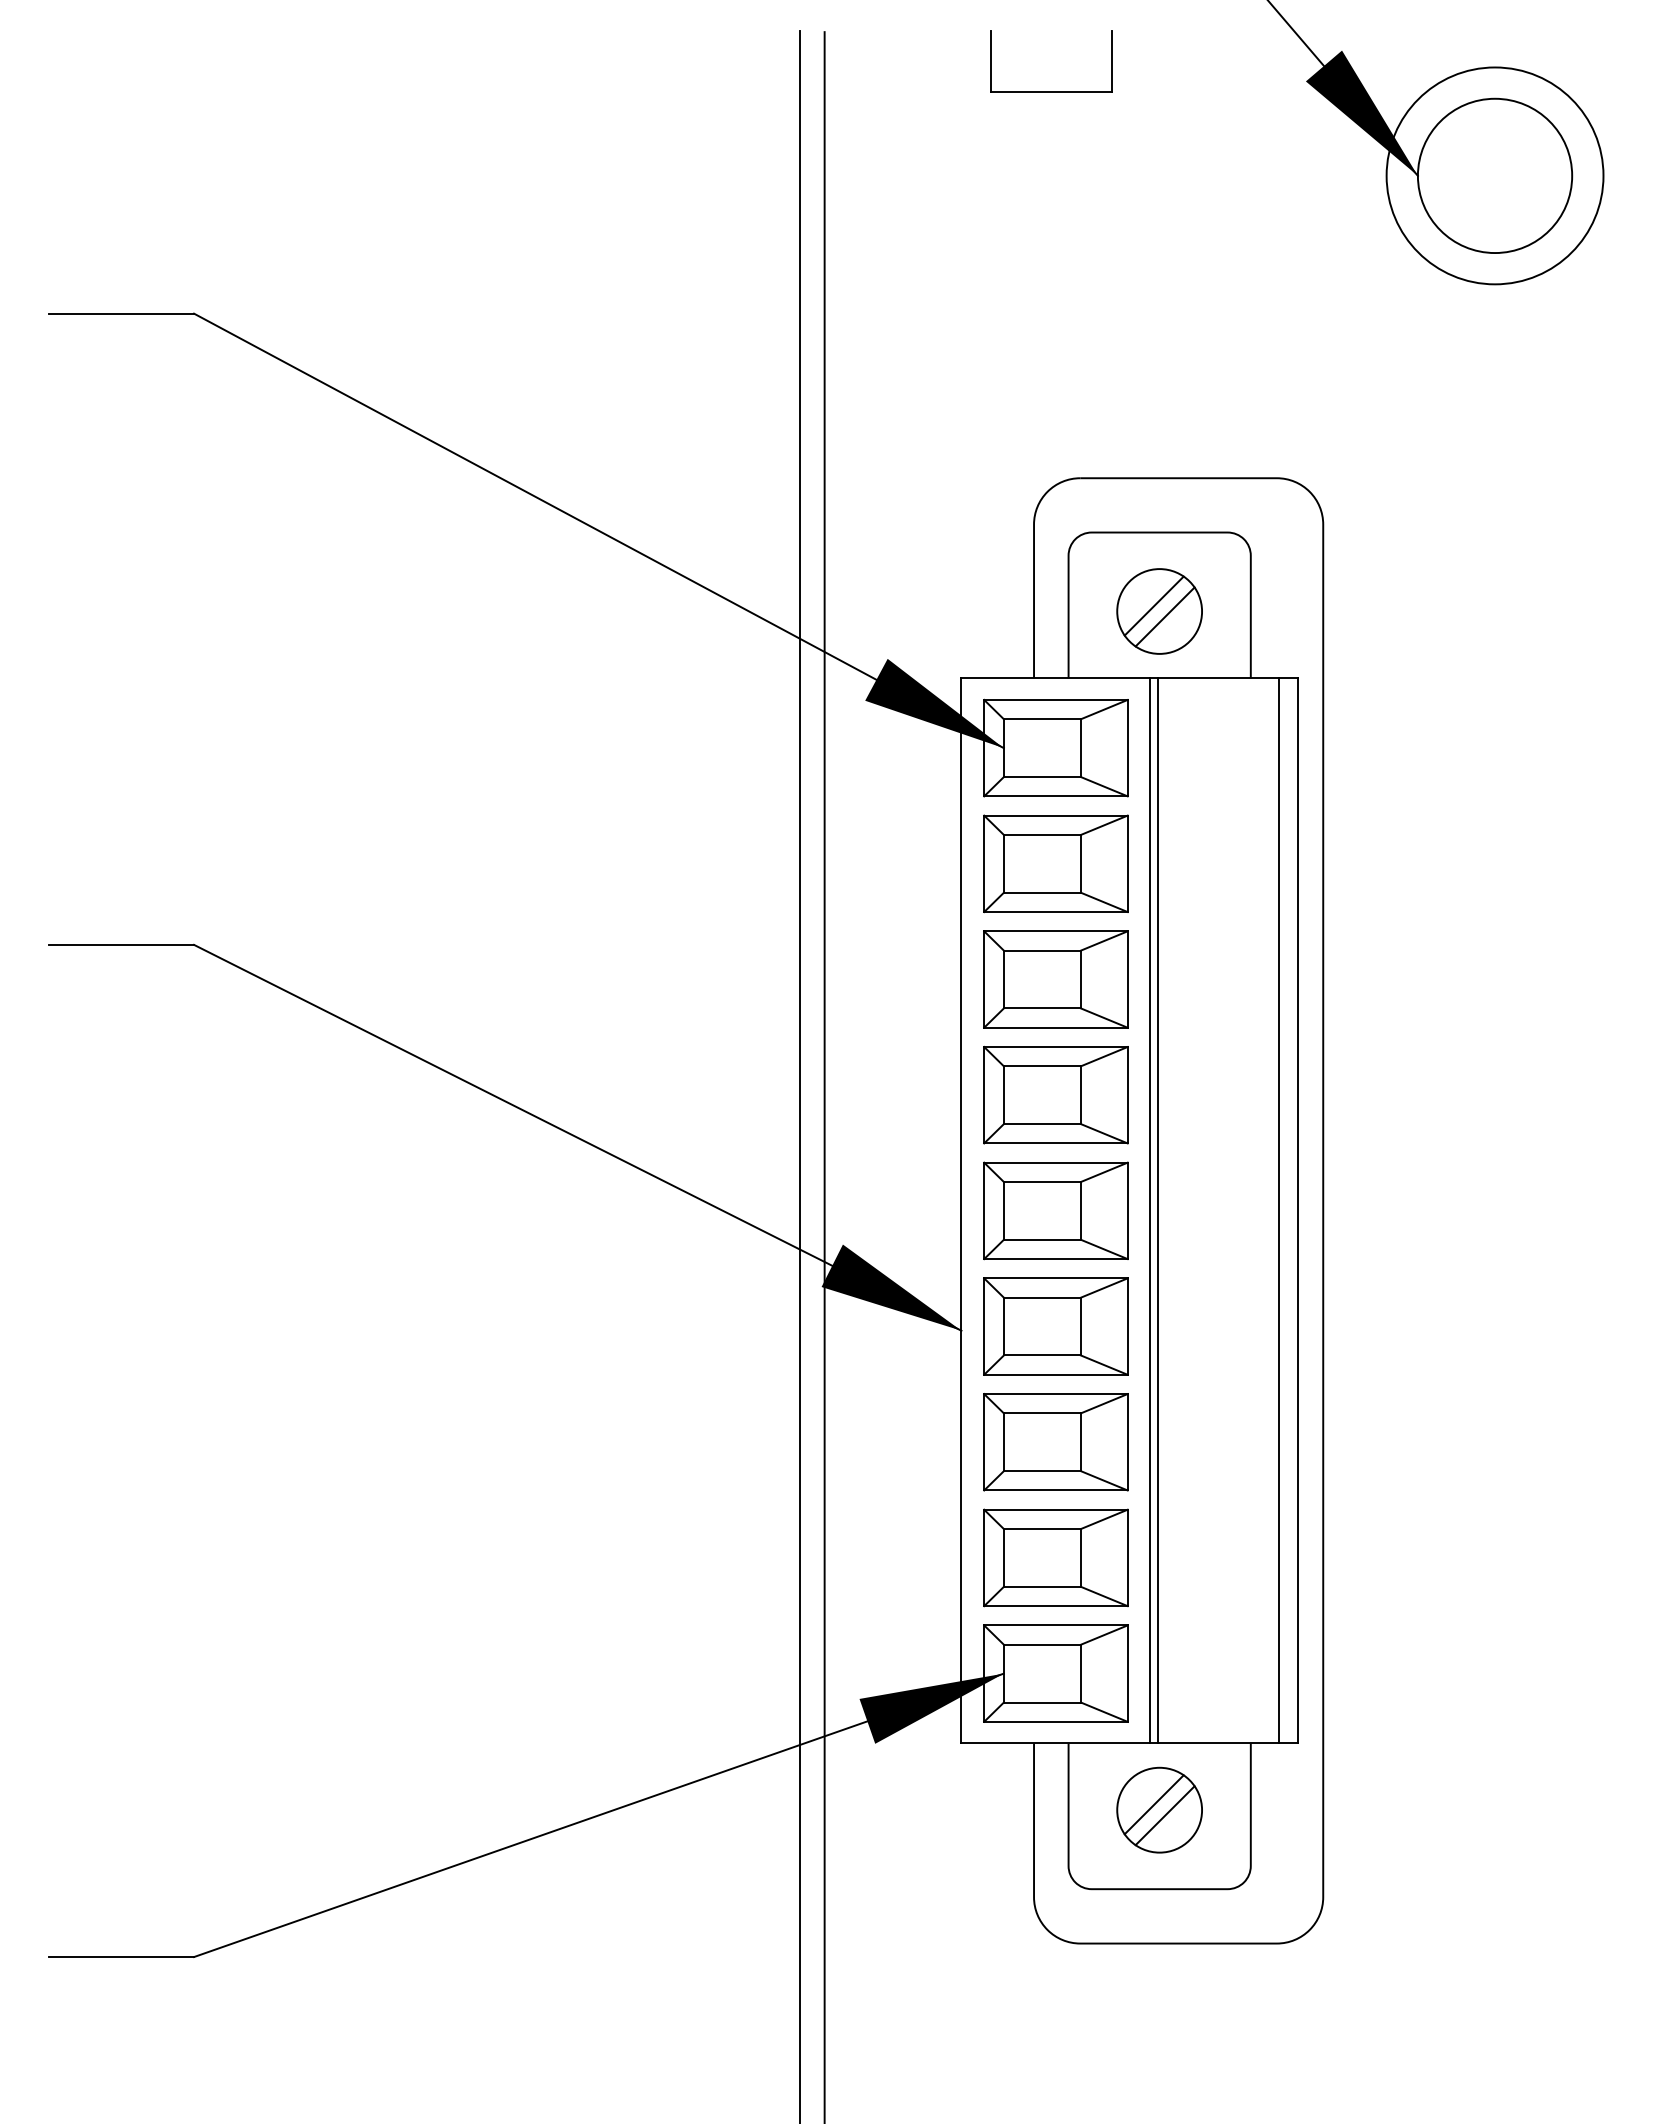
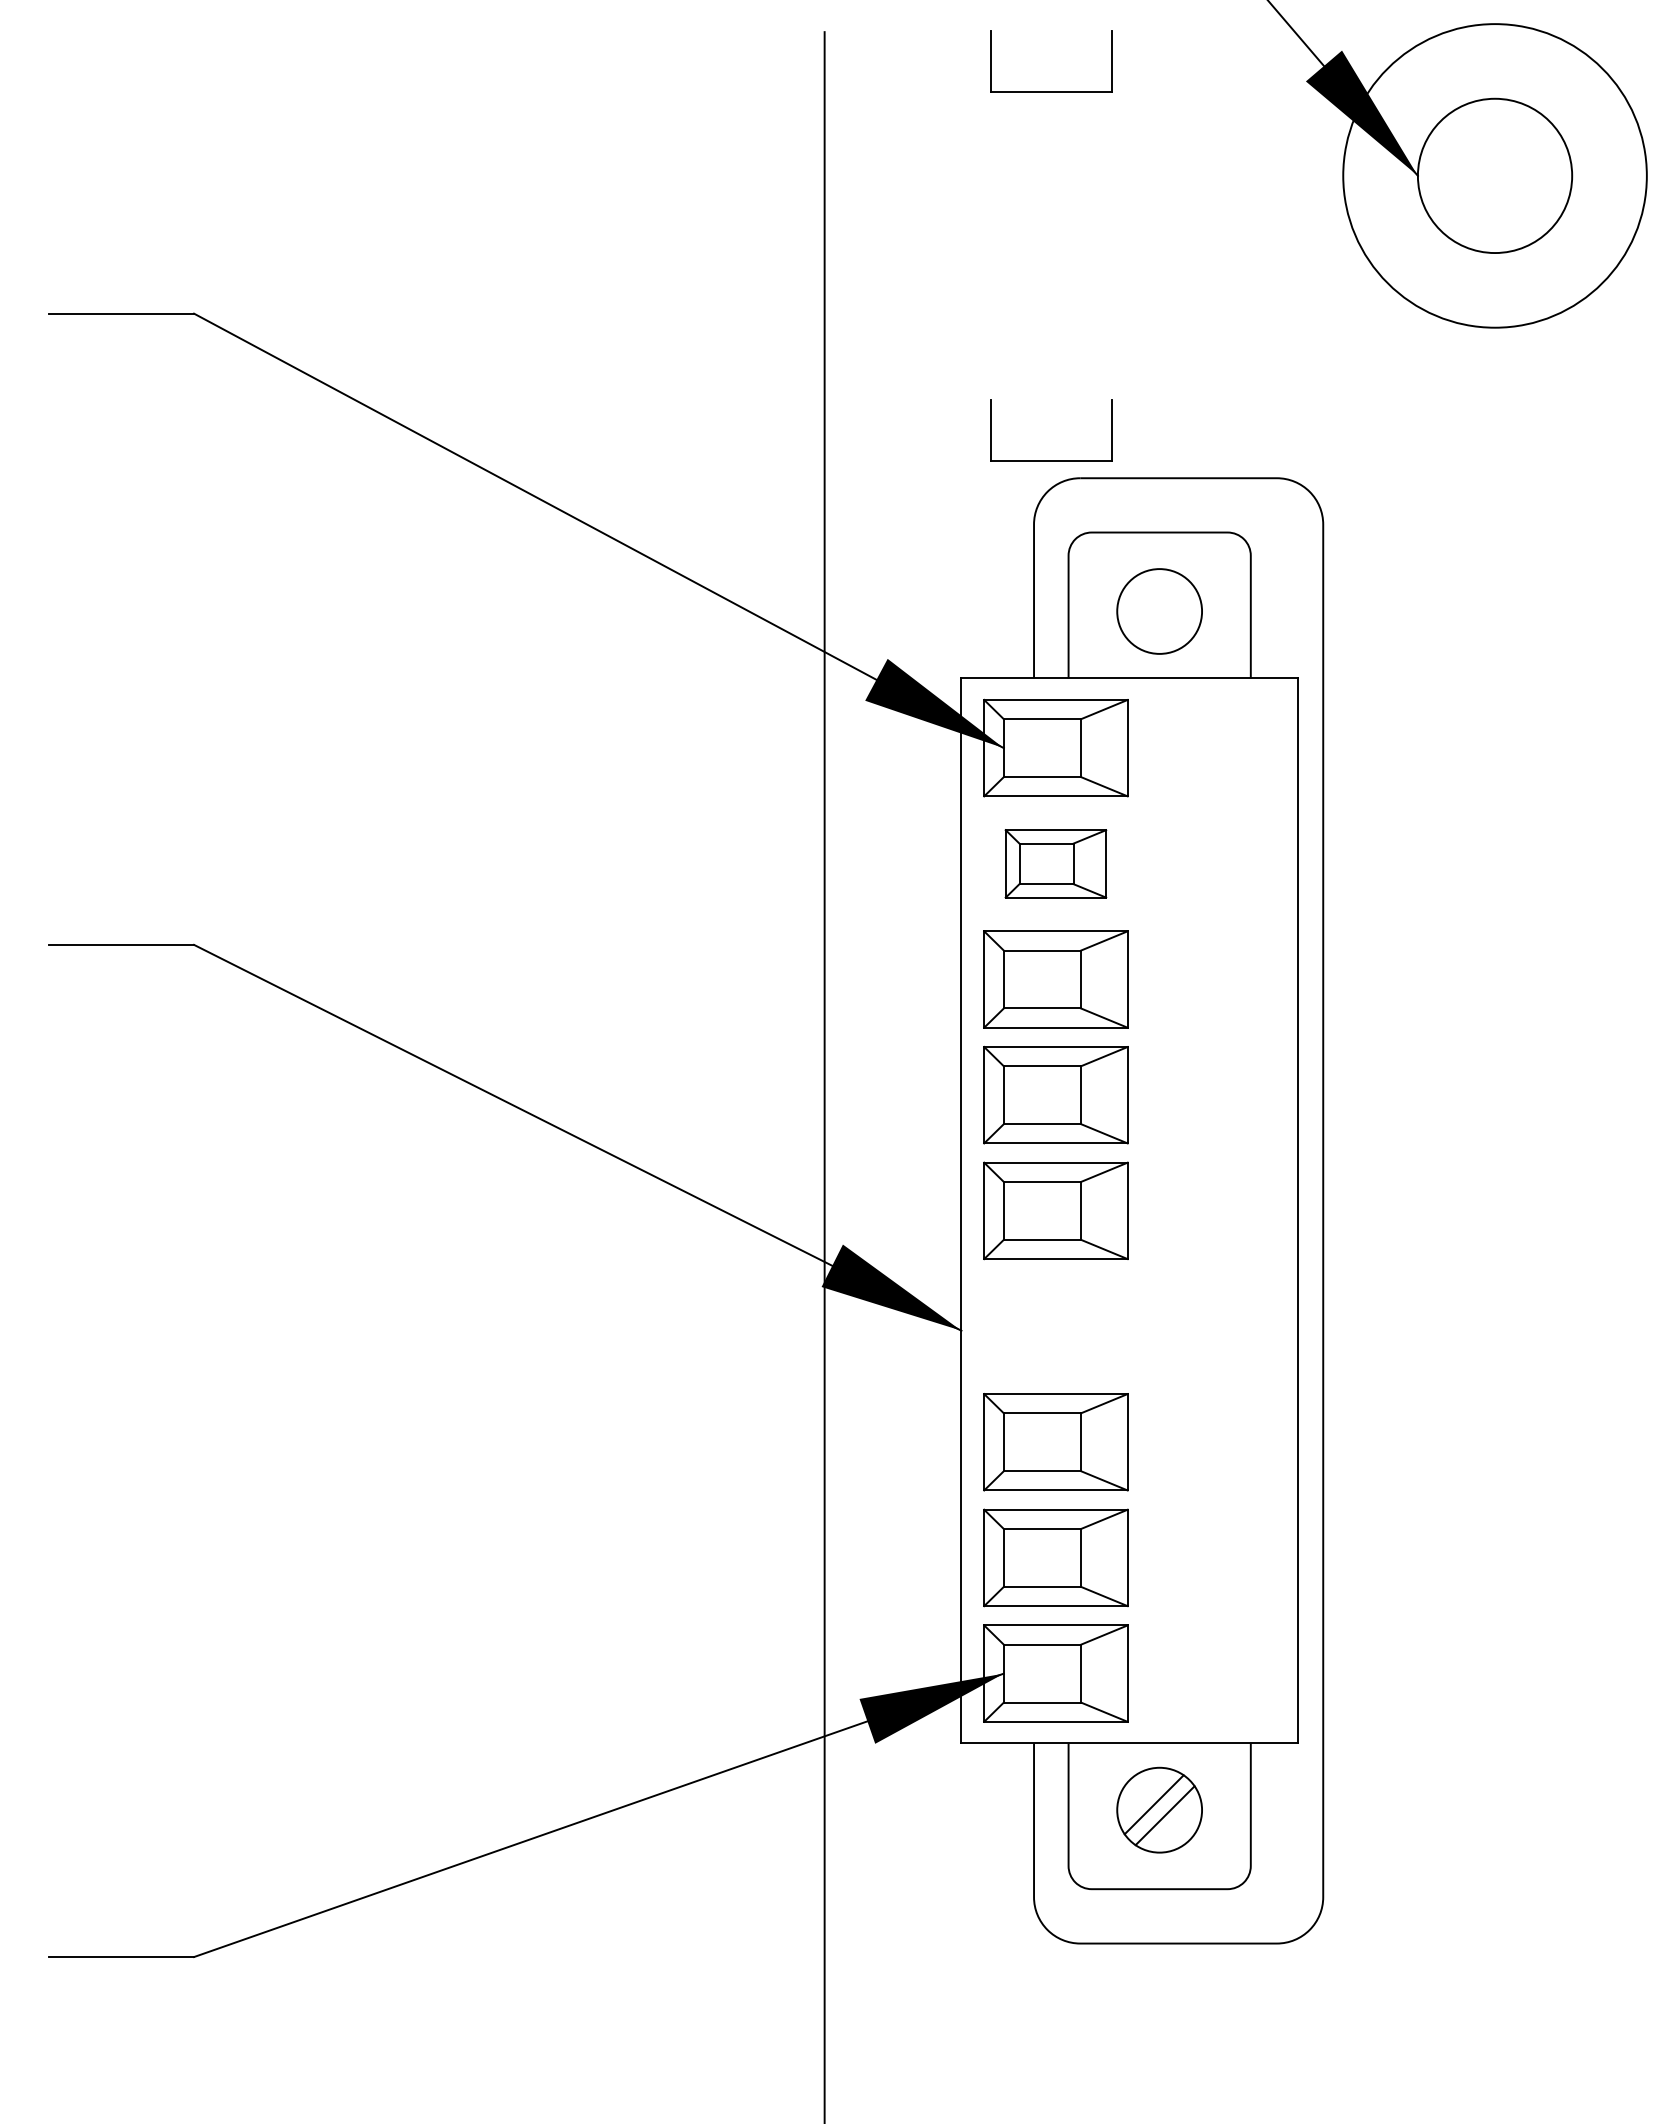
circle diameter: 217 px -> 304 px (1494, 175)
part: none -> present (1051, 460)
line: present -> none (1153, 605)
line: present -> none (1164, 616)
part size: 146x100 px -> 104x70 px (1055, 863)
line: present -> none (800, 1075)
line: present -> none (1150, 1210)
line: present -> none (1157, 1210)
line: present -> none (1279, 1210)
part: present -> none (1055, 1326)
